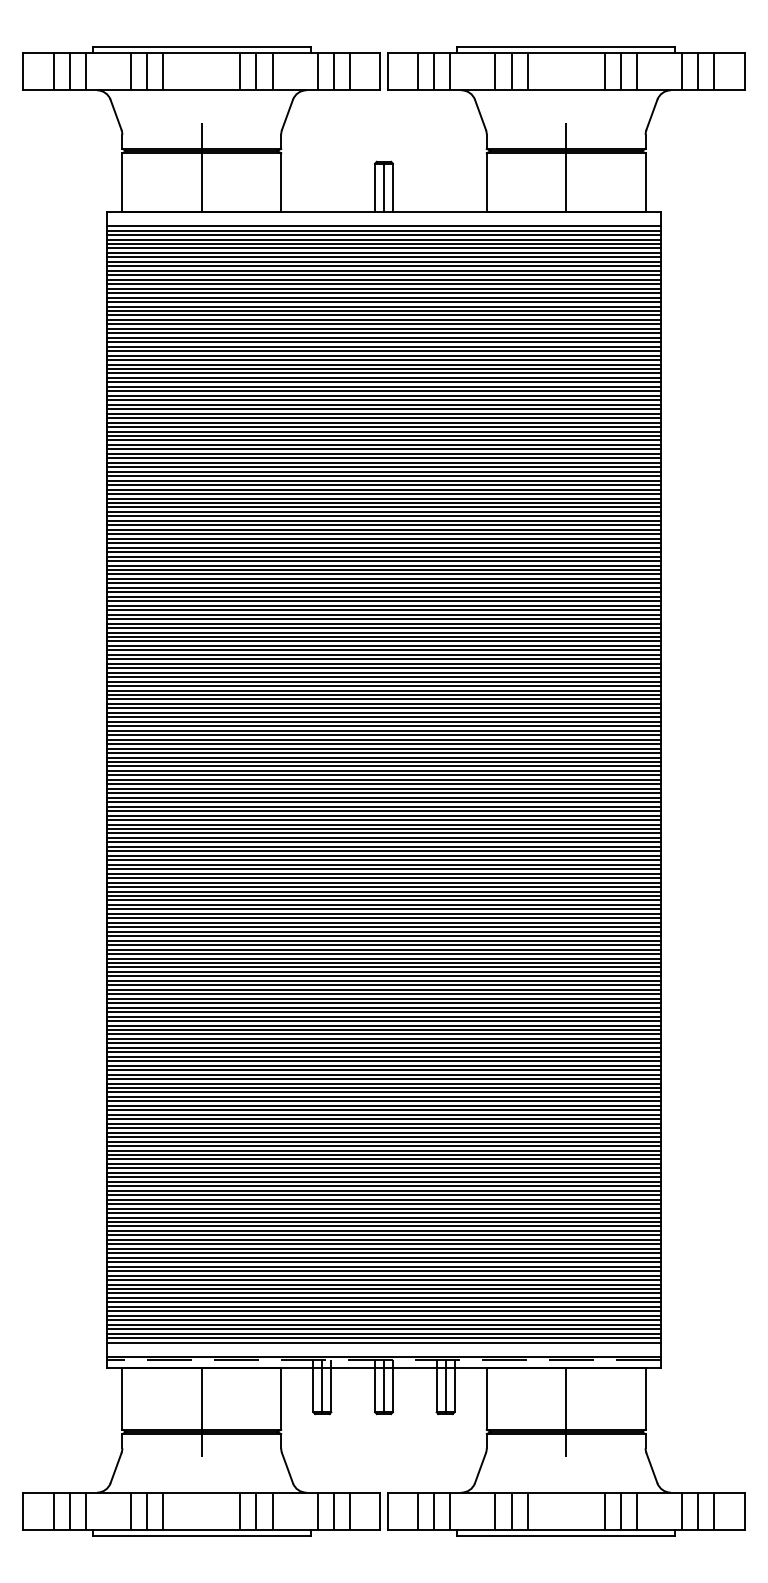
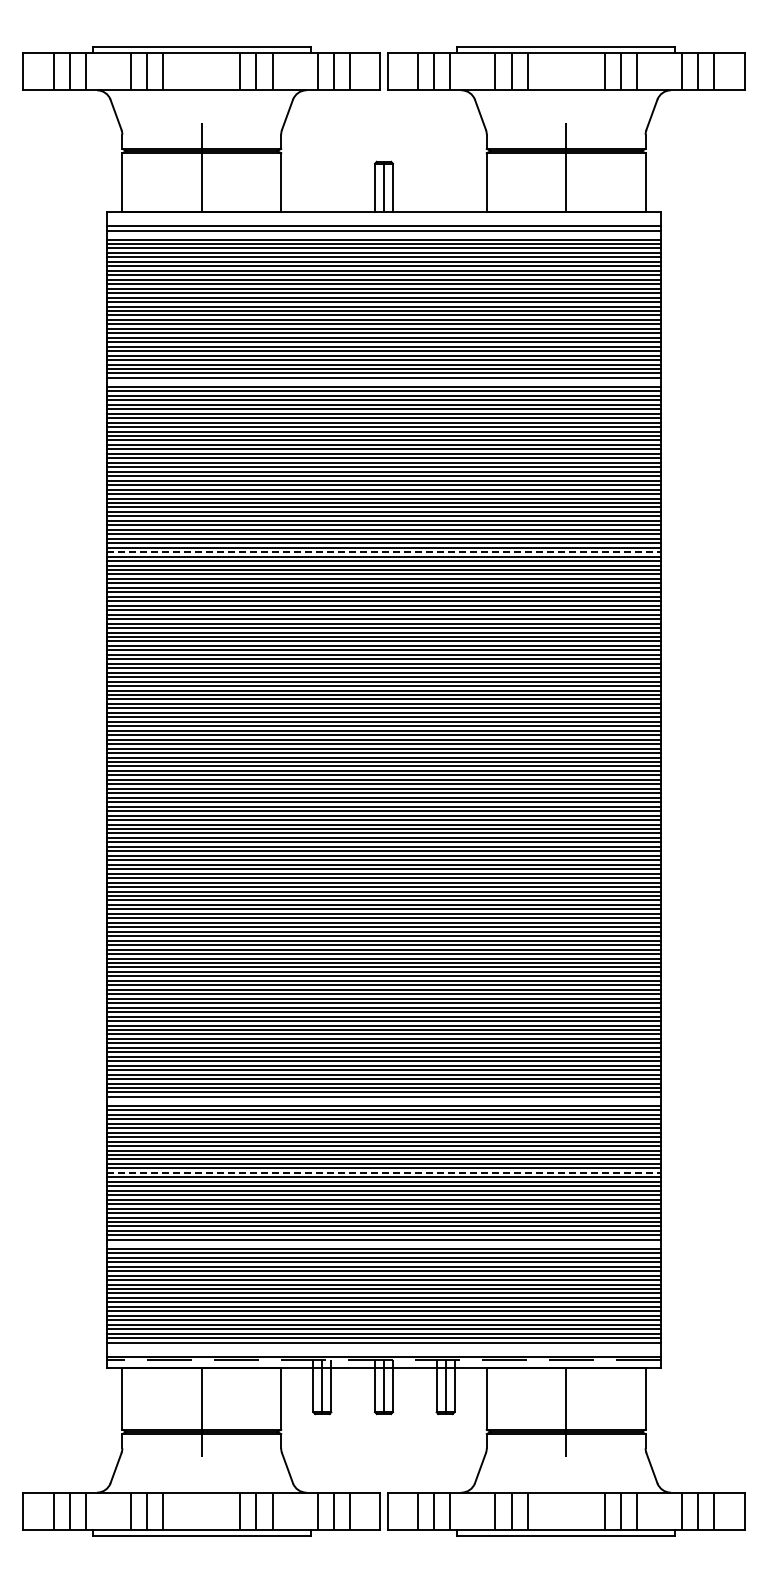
line: present -> none (383, 235)
line: present -> none (383, 382)
line: solid -> dashed (384, 552)
line: present -> none (383, 1101)
line: solid -> dashed (384, 1172)
line: present -> none (383, 1244)
